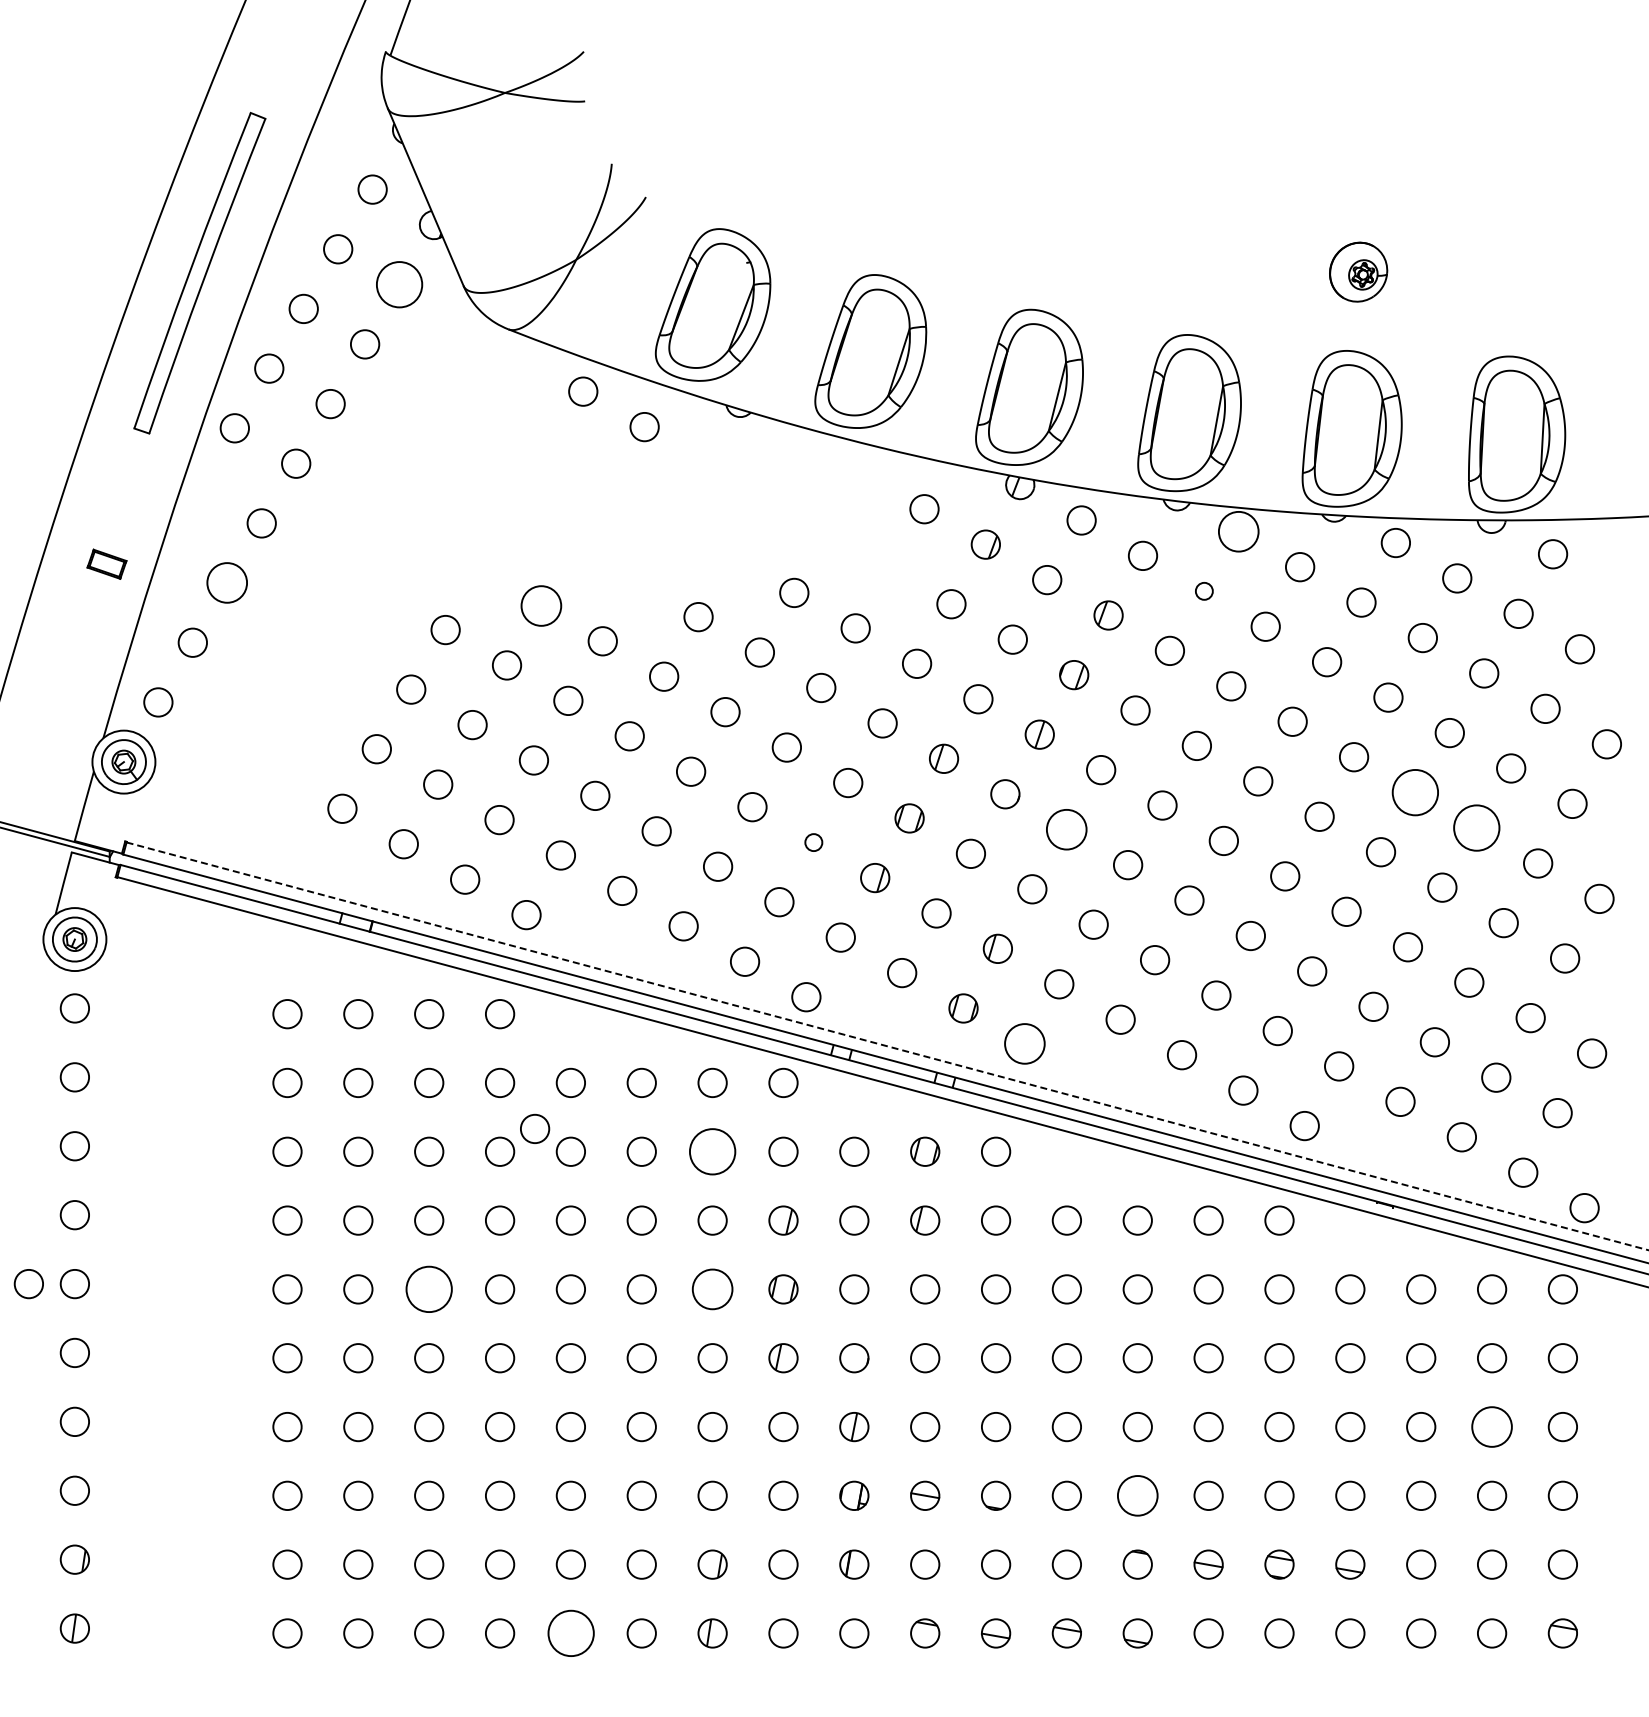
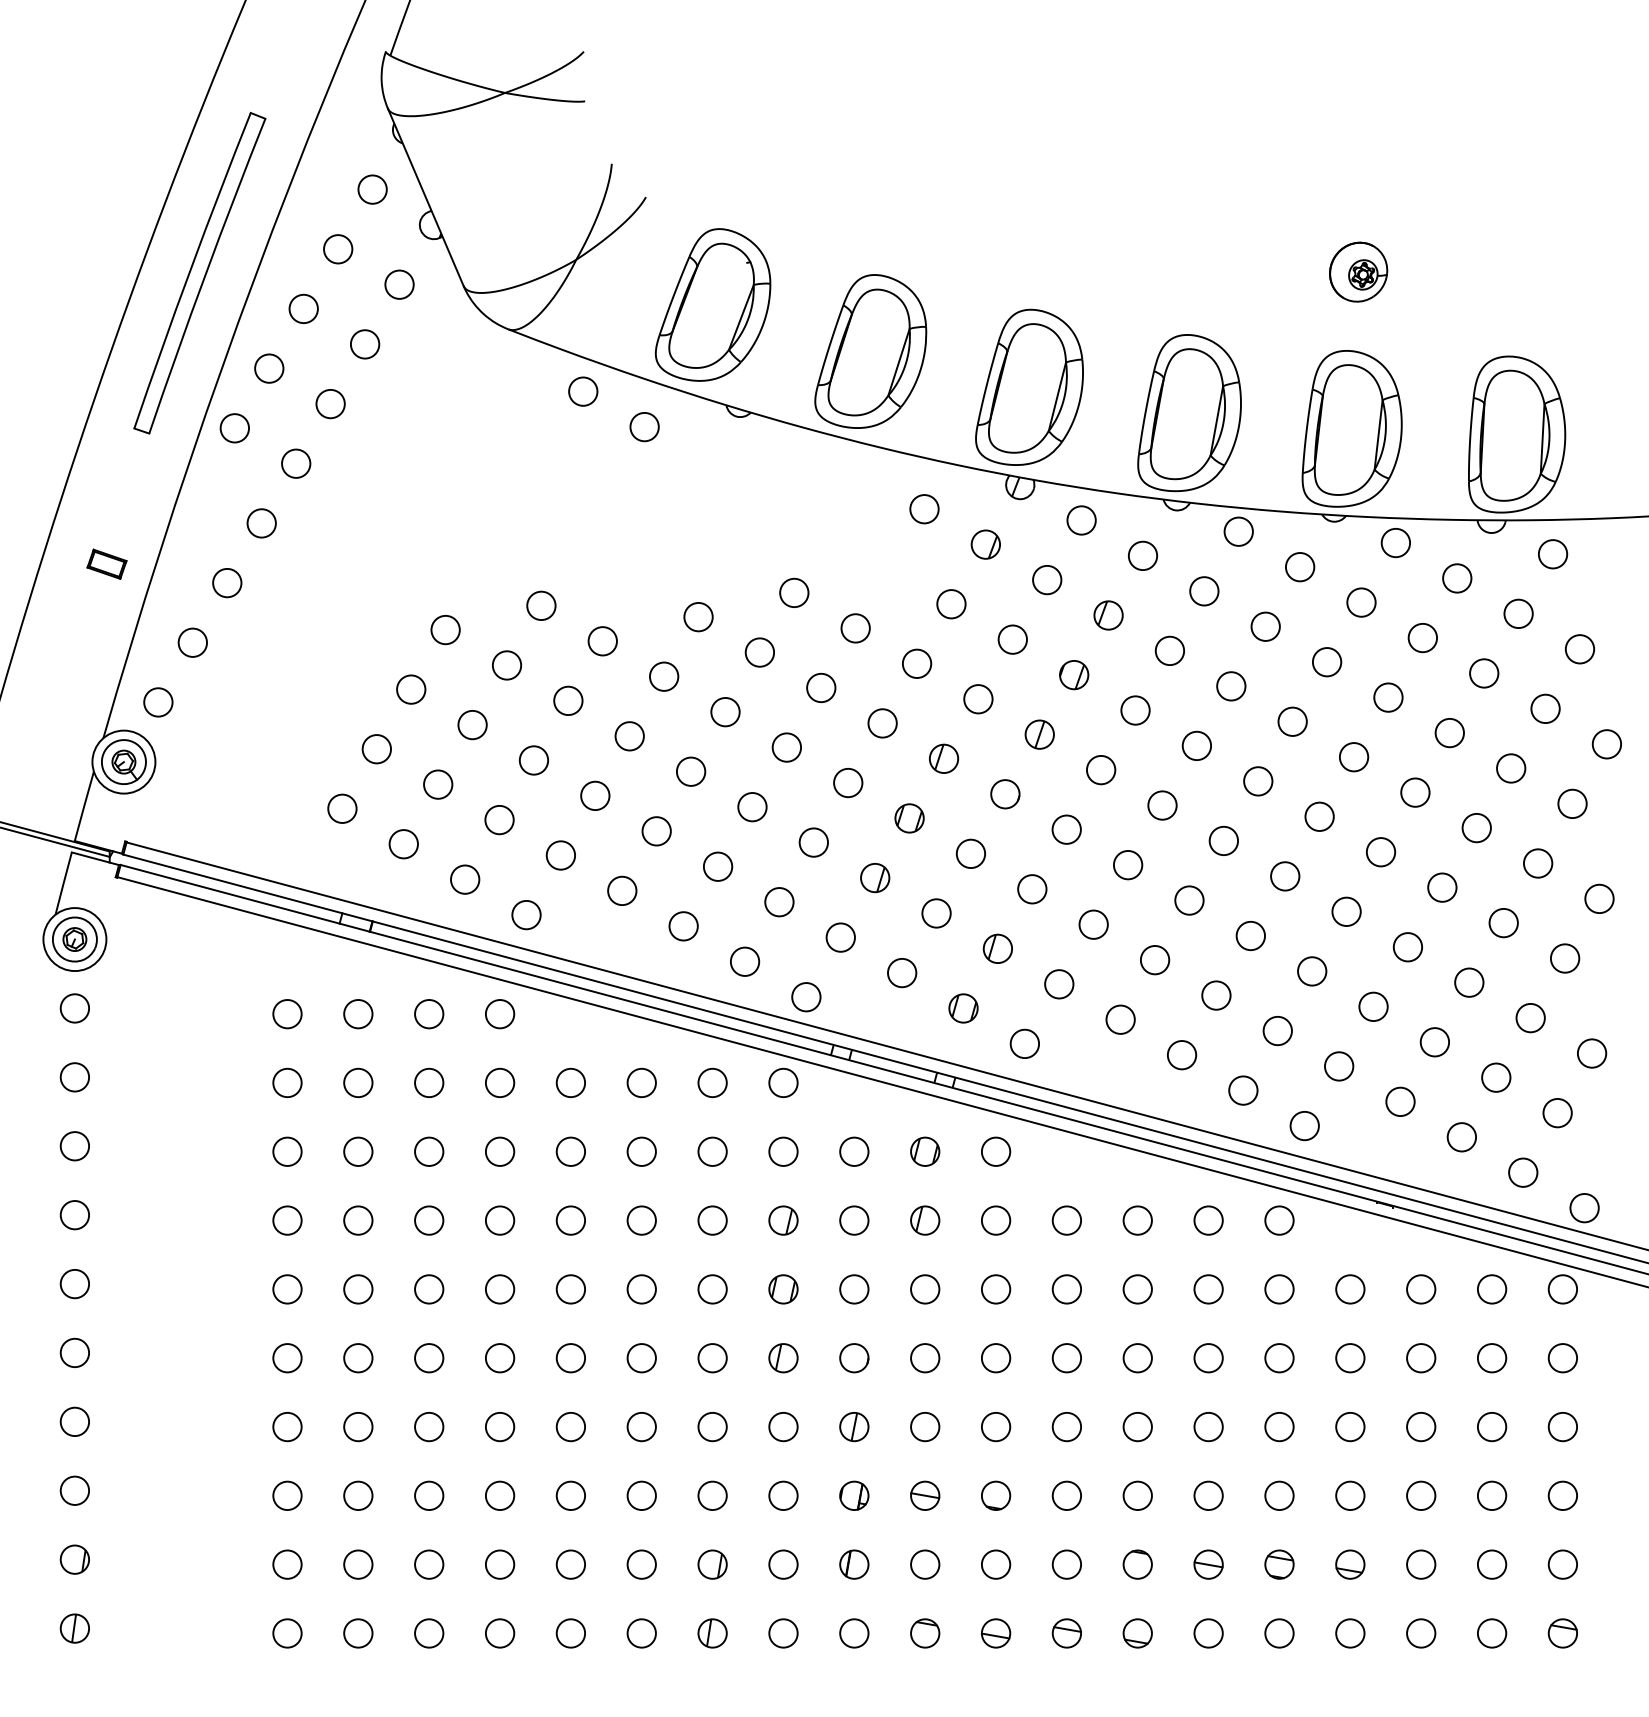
circle diameter: 45 px -> 28 px (399, 284)
circle diameter: 40 px -> 28 px (1238, 531)
circle size: 42x42 px -> 31x31 px (227, 583)
circle diameter: 17 px -> 28 px (1204, 591)
circle size: 43x42 px -> 31x31 px (541, 605)
circle diameter: 45 px -> 28 px (1415, 792)
circle diameter: 45 px -> 28 px (1476, 827)
circle diameter: 40 px -> 28 px (1066, 829)
circle diameter: 17 px -> 28 px (813, 842)
circle diameter: 40 px -> 28 px (1024, 1043)
line: dashed -> solid (887, 1046)
circle: present -> none (535, 1128)
circle diameter: 45 px -> 28 px (712, 1151)
circle: present -> none (28, 1284)
circle diameter: 45 px -> 28 px (429, 1289)
circle diameter: 40 px -> 28 px (712, 1289)
circle diameter: 40 px -> 28 px (1491, 1426)
circle diameter: 40 px -> 28 px (1137, 1495)
circle size: 48x48 px -> 31x31 px (570, 1633)
